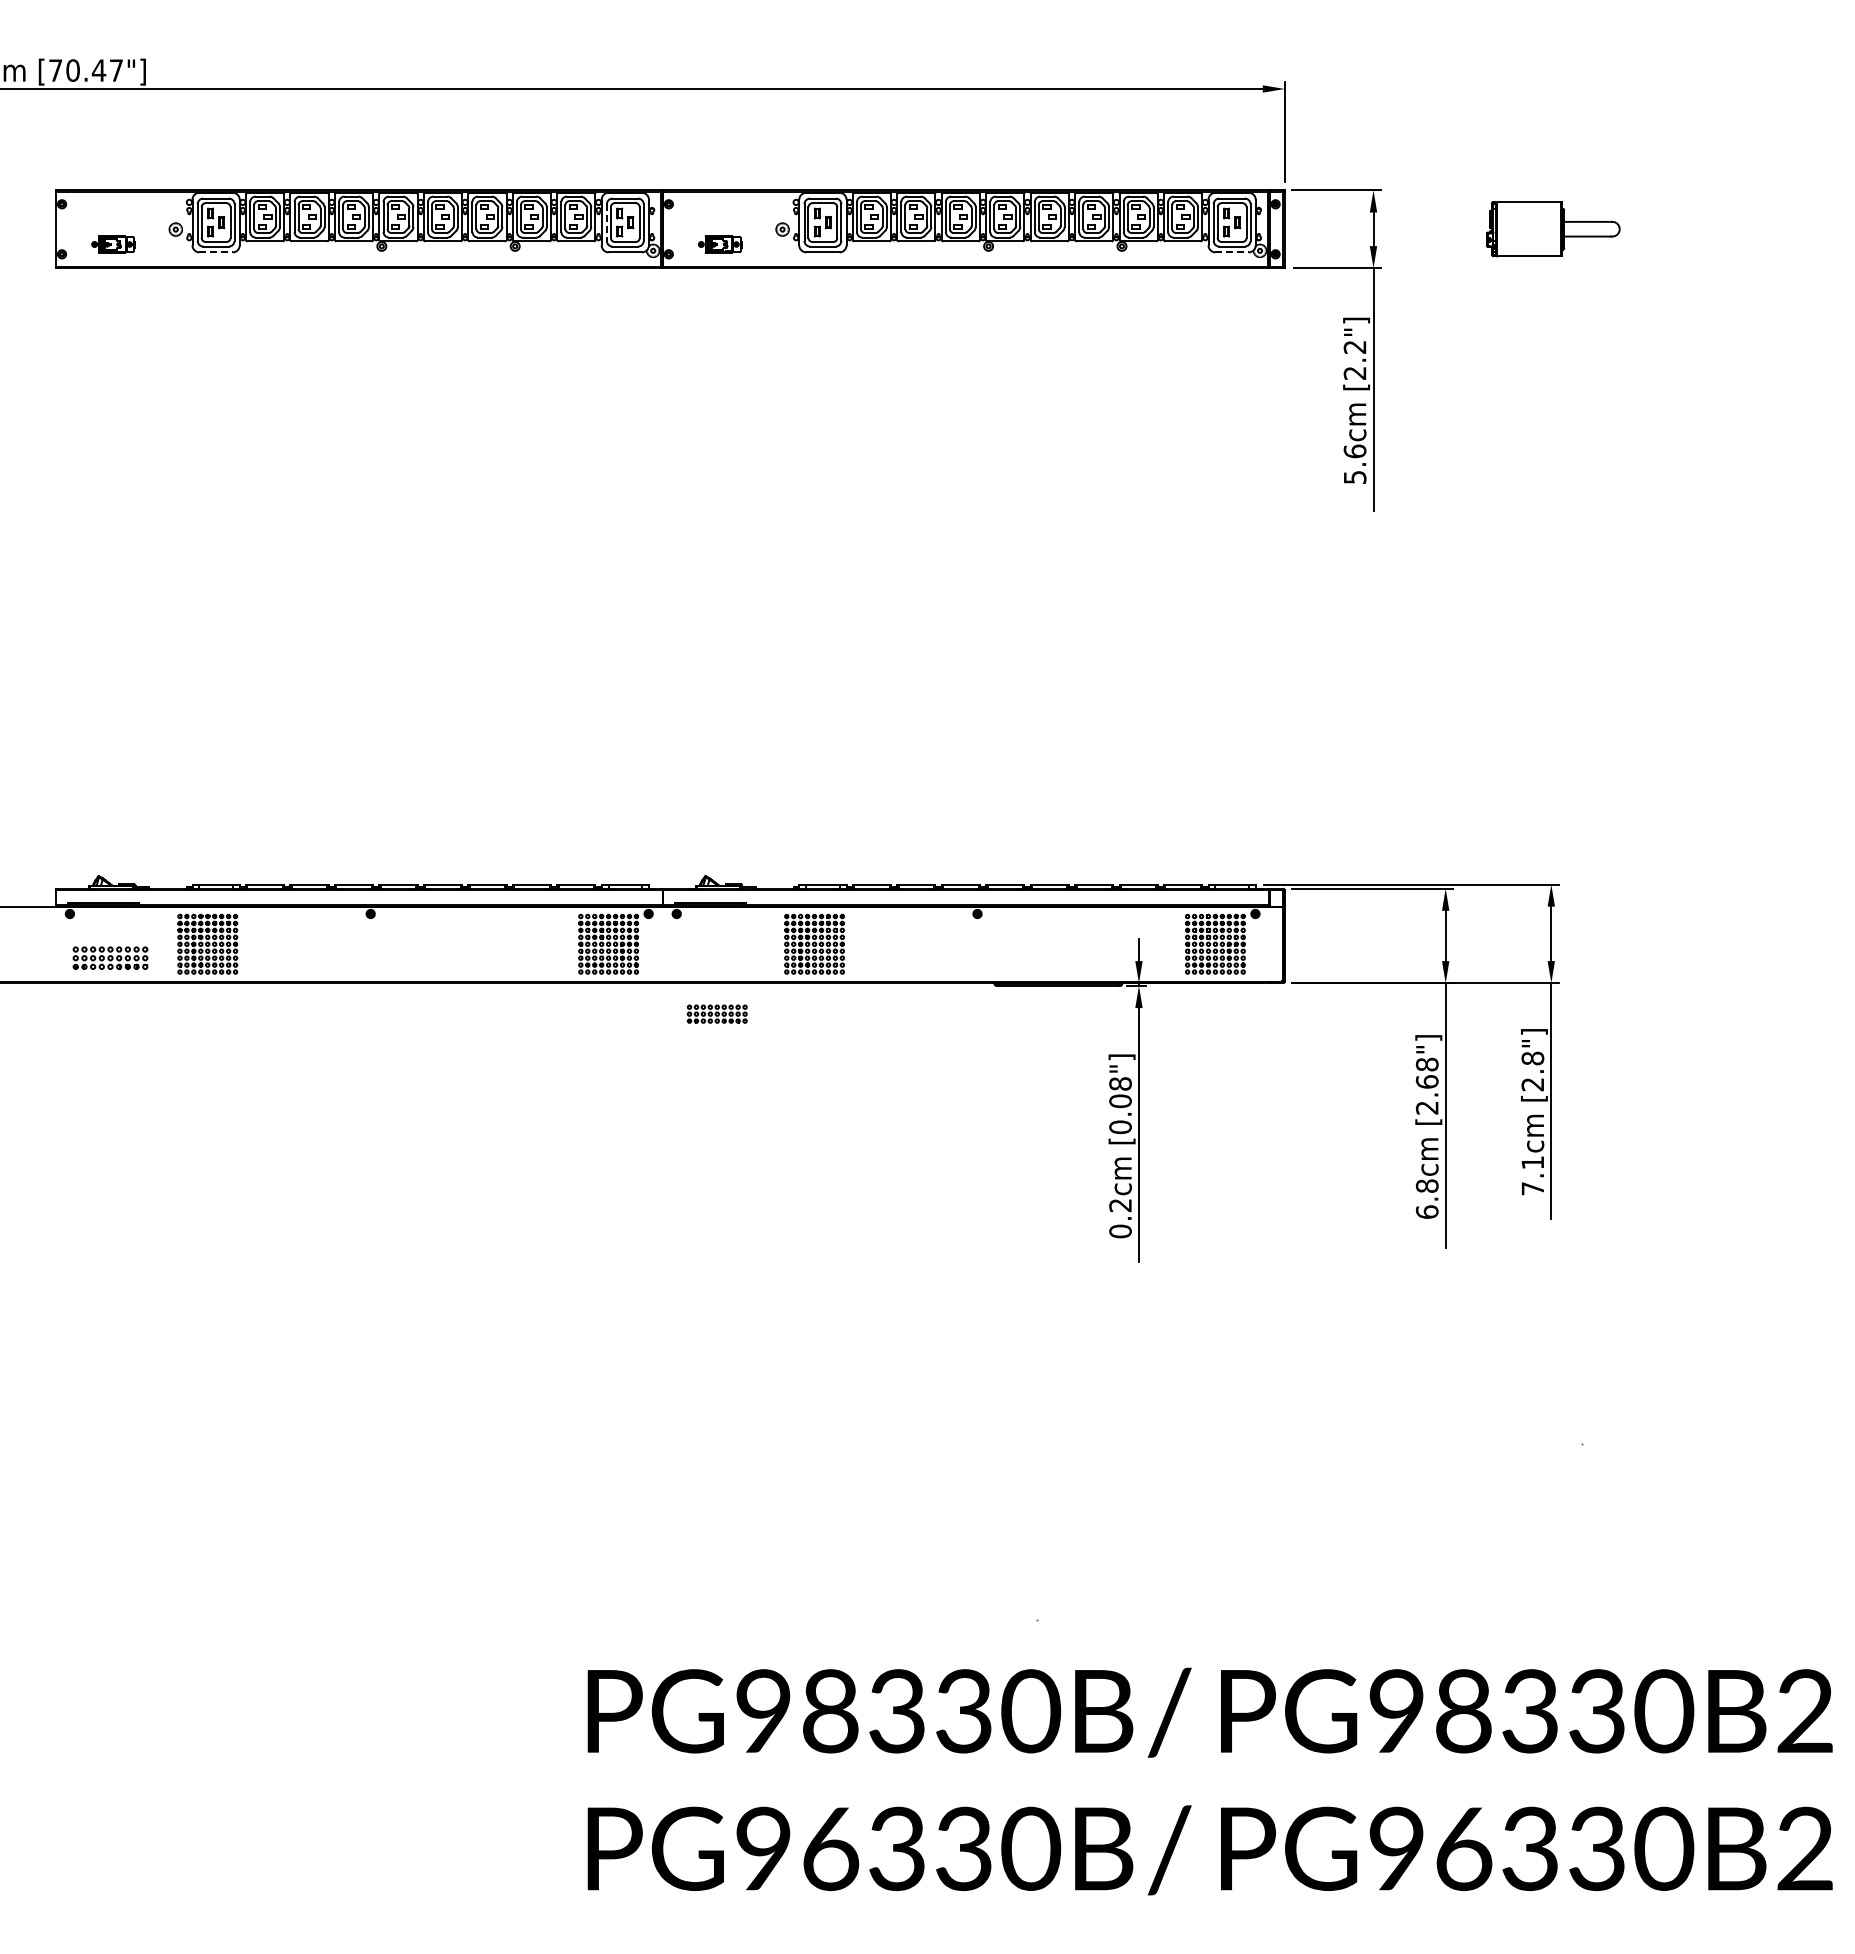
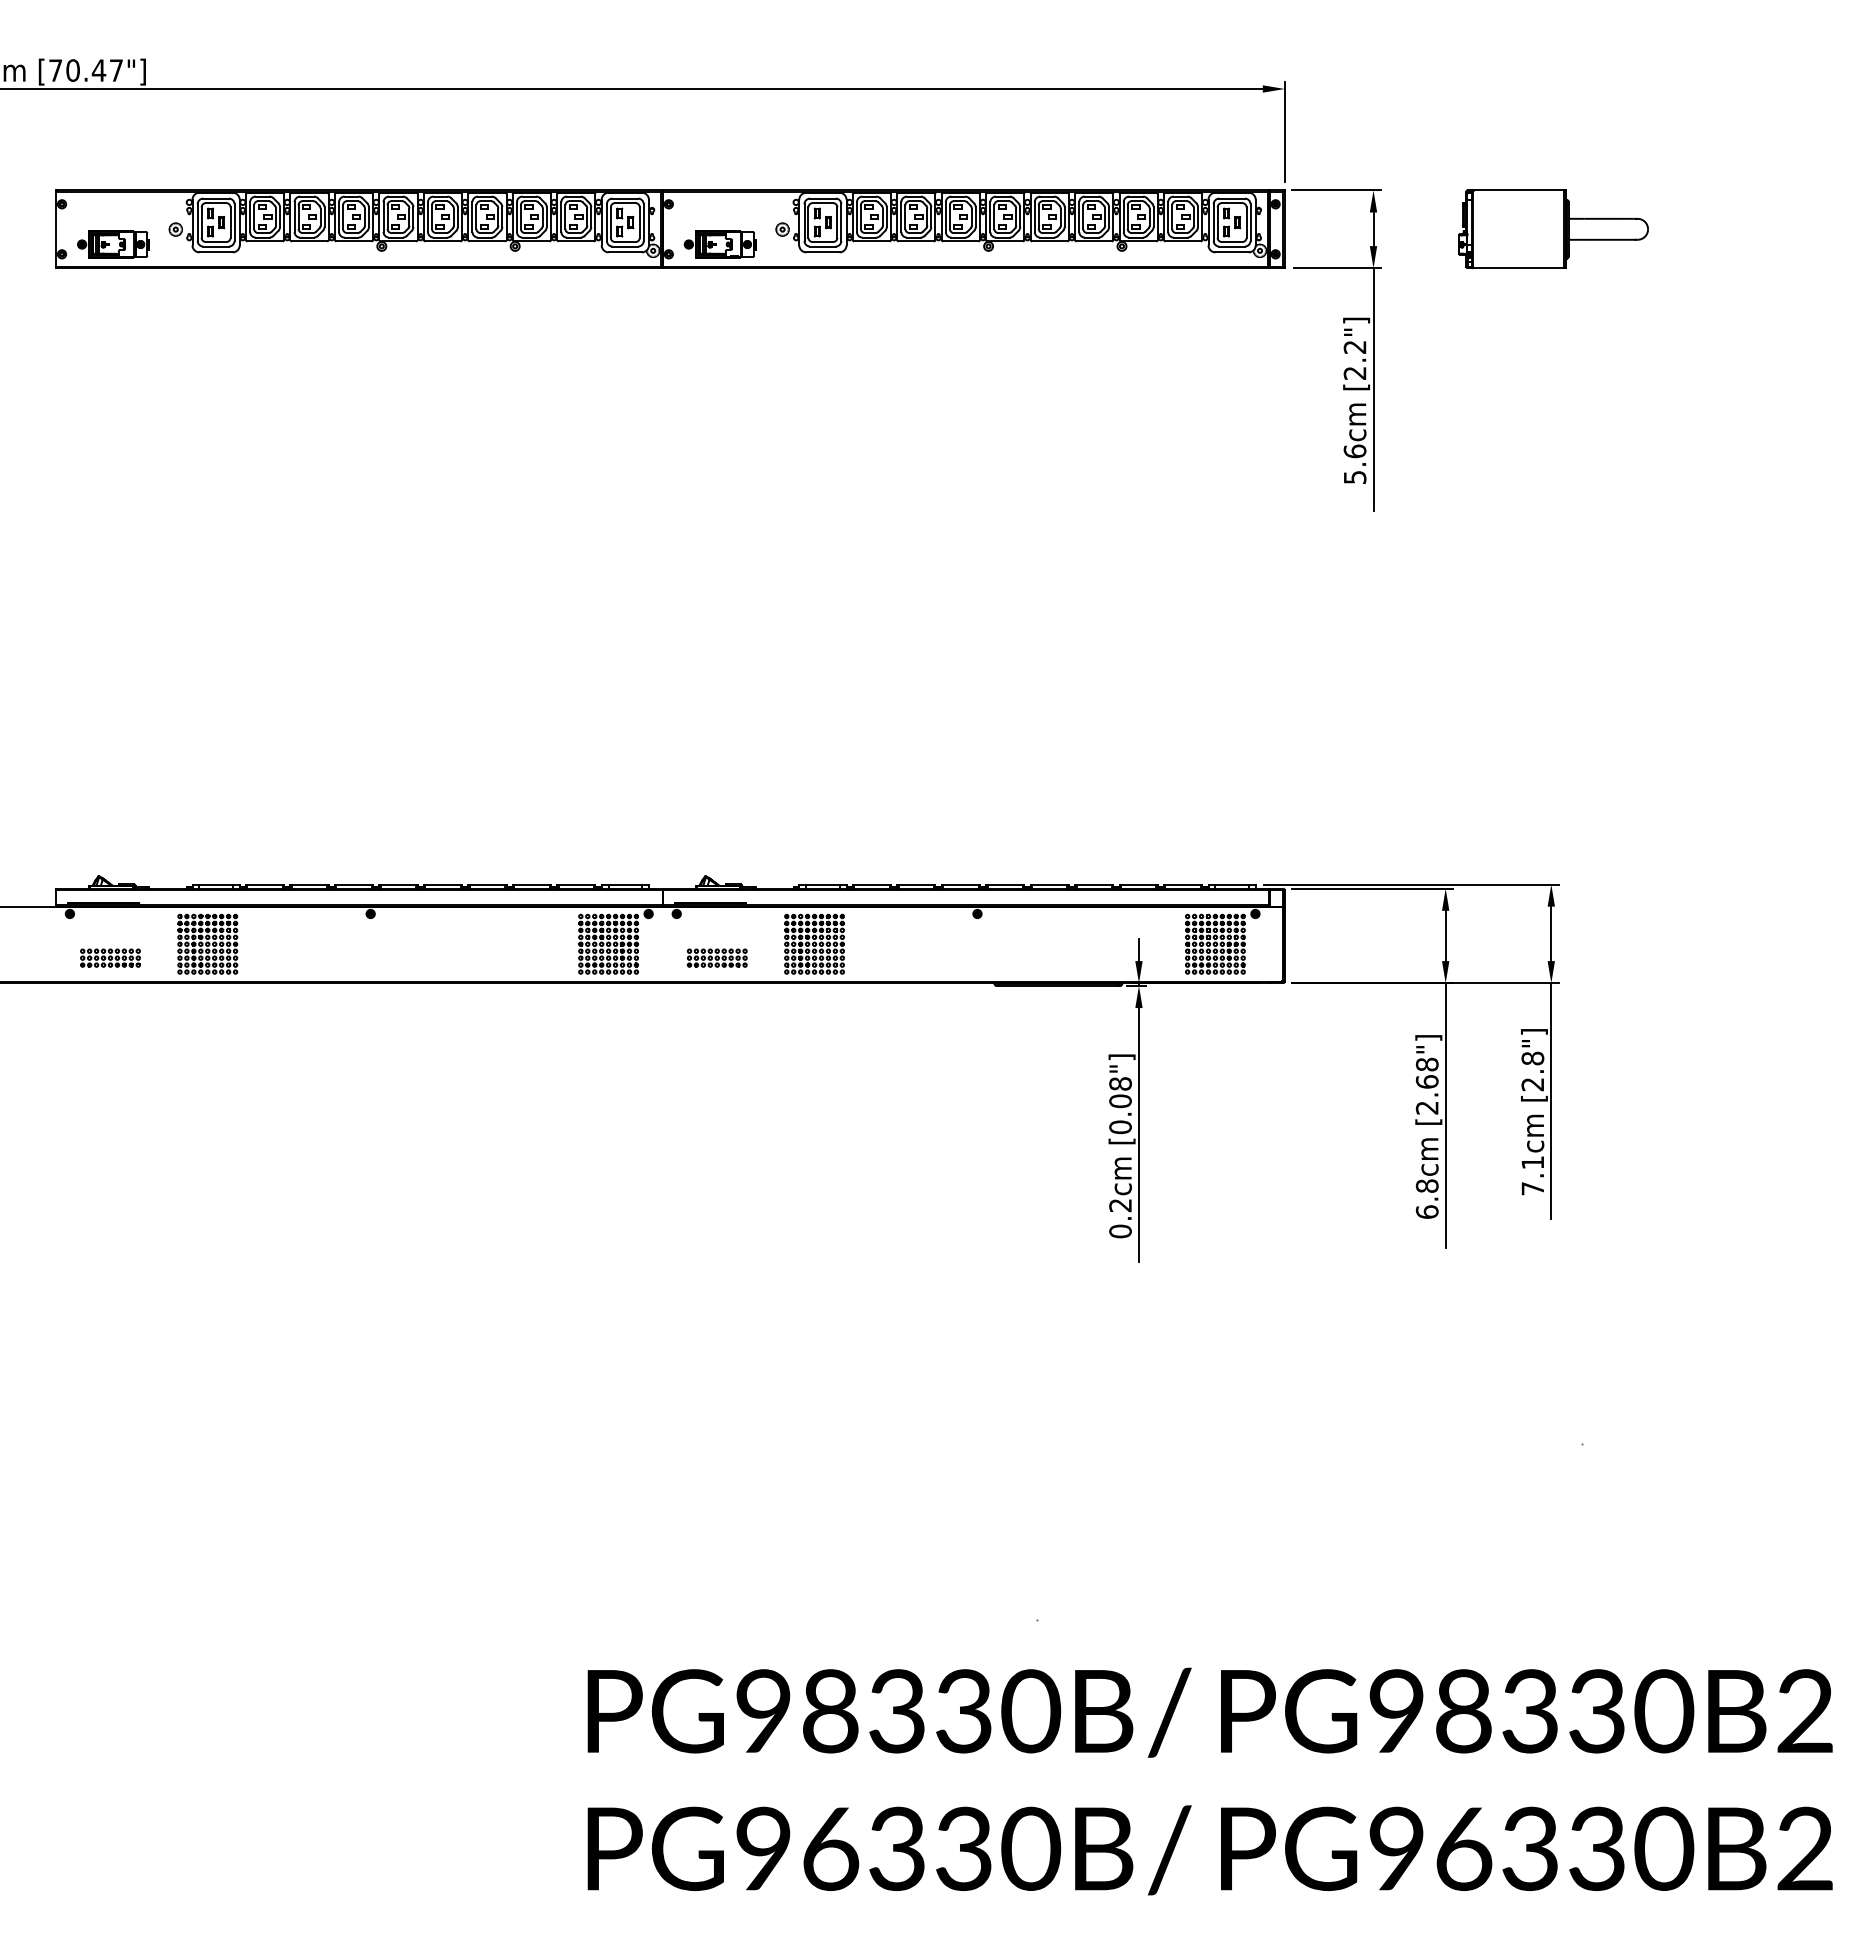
line: dashed -> solid (606, 223)
part size: 135x57 px -> 191x80 px (1553, 228)
part size: 45x19 px -> 73x29 px (113, 244)
part size: 45x19 px -> 74x29 px (719, 244)
line: dashed -> solid (216, 252)
line: dashed -> solid (1232, 252)
part size: 77x24 px -> 61x20 px (110, 957)
part position: (716, 1013) -> (716, 957) (716, 957)
